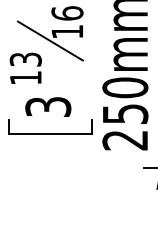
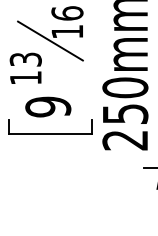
text: 3 -> 9 (48, 106)
